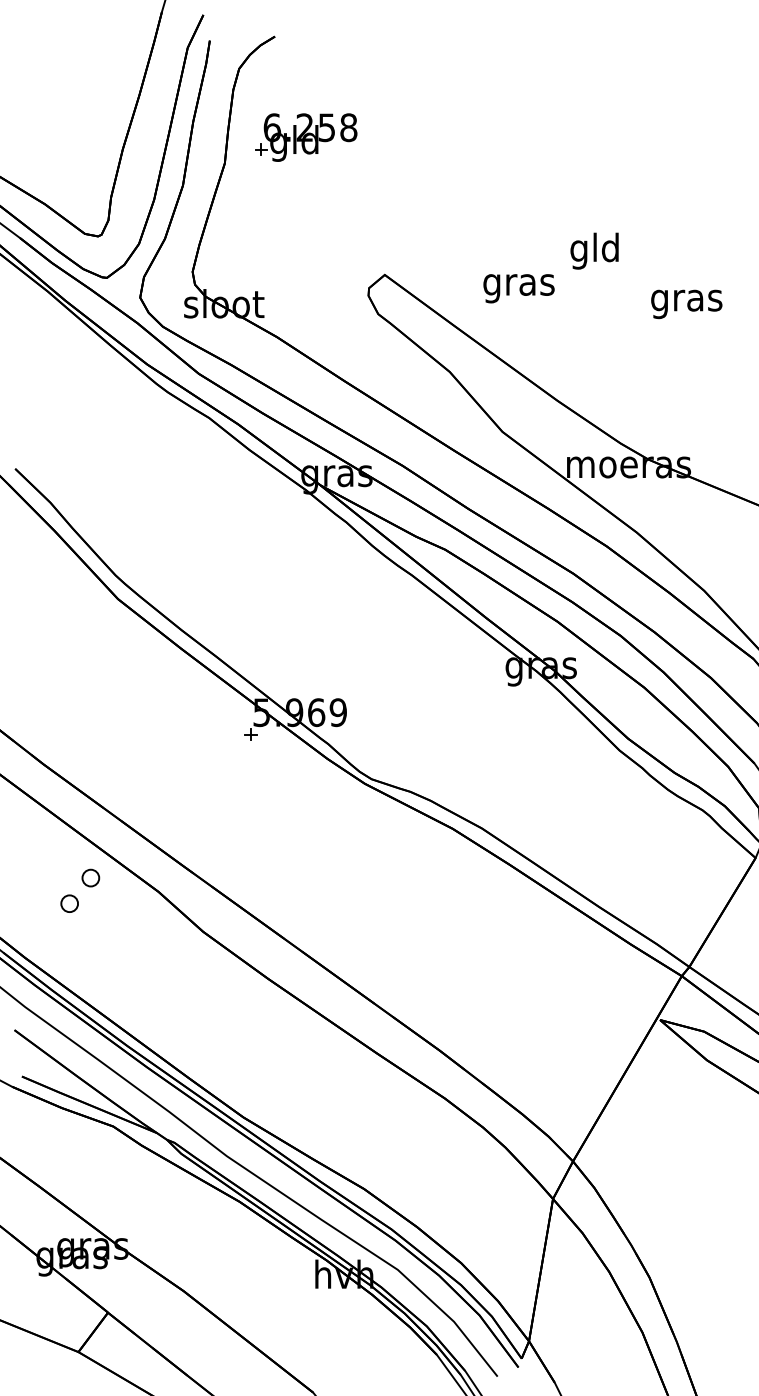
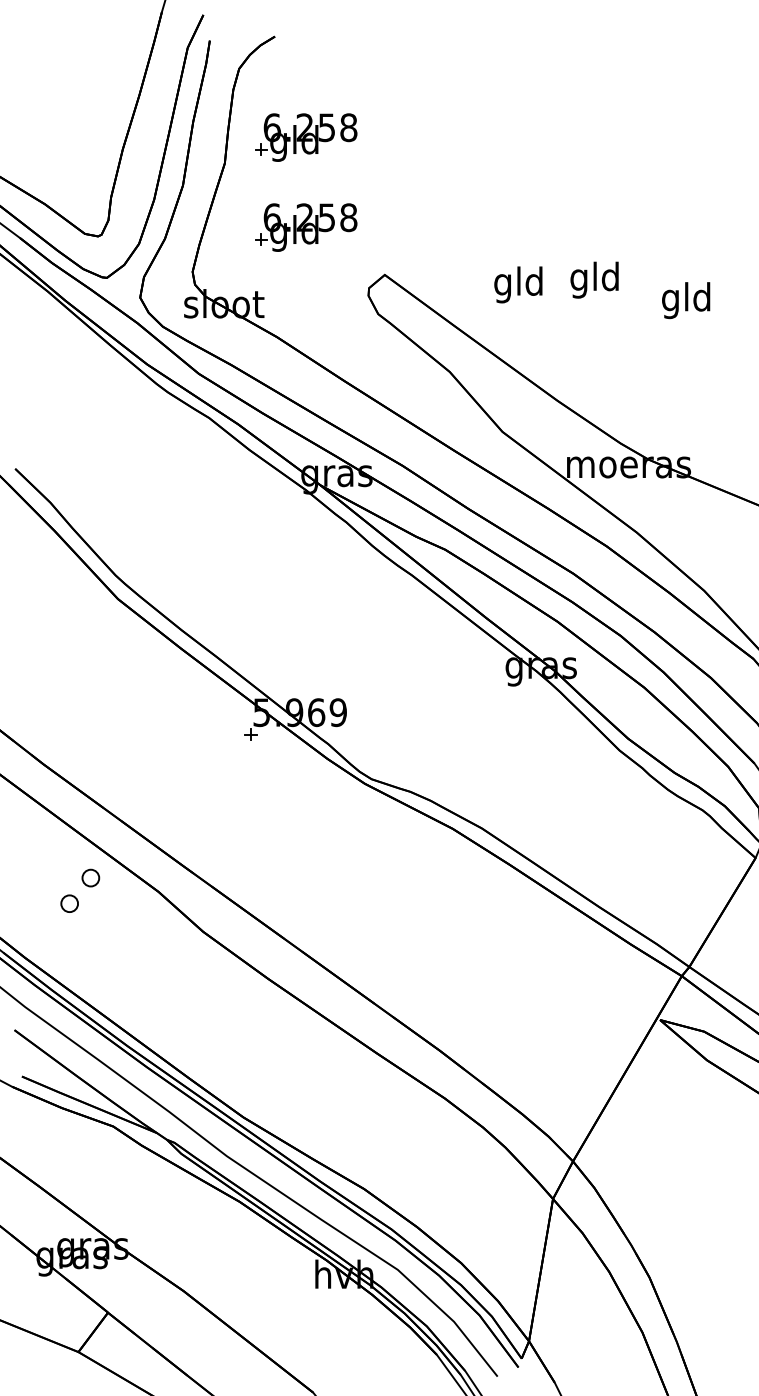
part: none -> present (306, 227)
text position: (594, 250) -> (594, 279) (594, 279)
text: gras -> gld (518, 284)
text: gras -> gld (686, 300)
